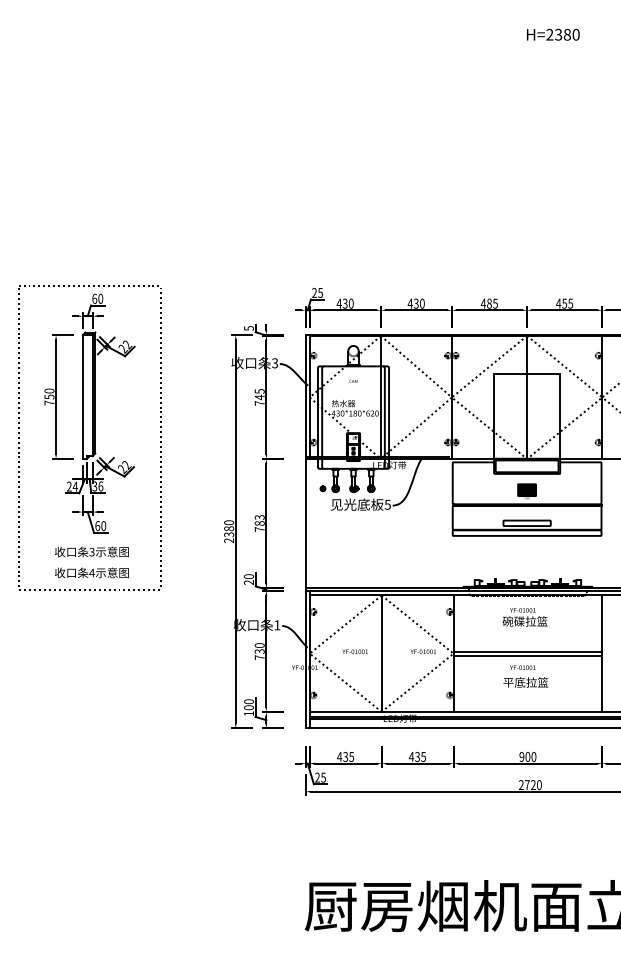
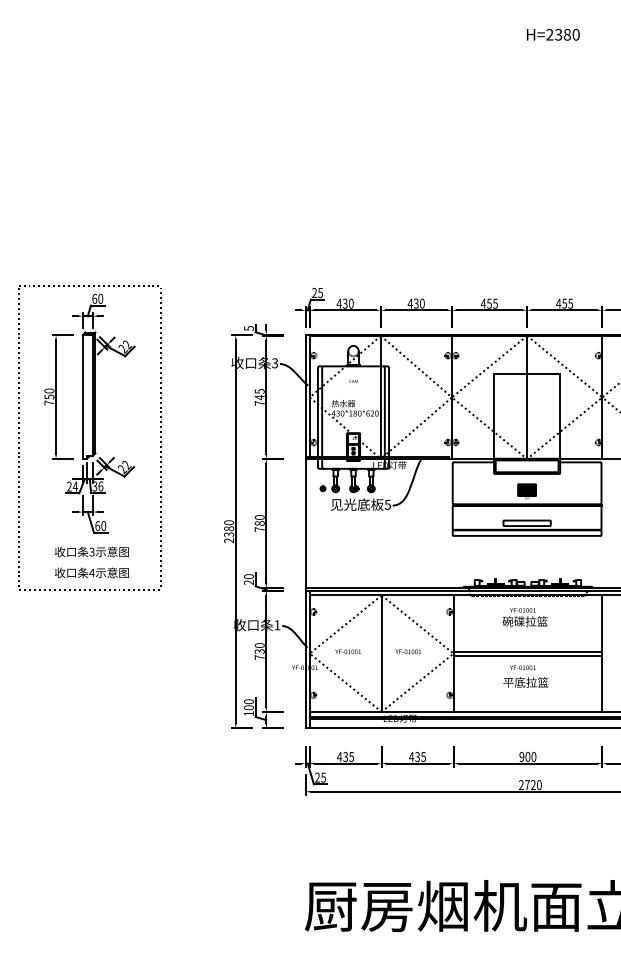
text: 485 -> 455 (489, 303)
text: 783 -> 780 (259, 517)
text position: (354, 651) -> (347, 651) (347, 651)
text position: (422, 651) -> (407, 651) (407, 651)
